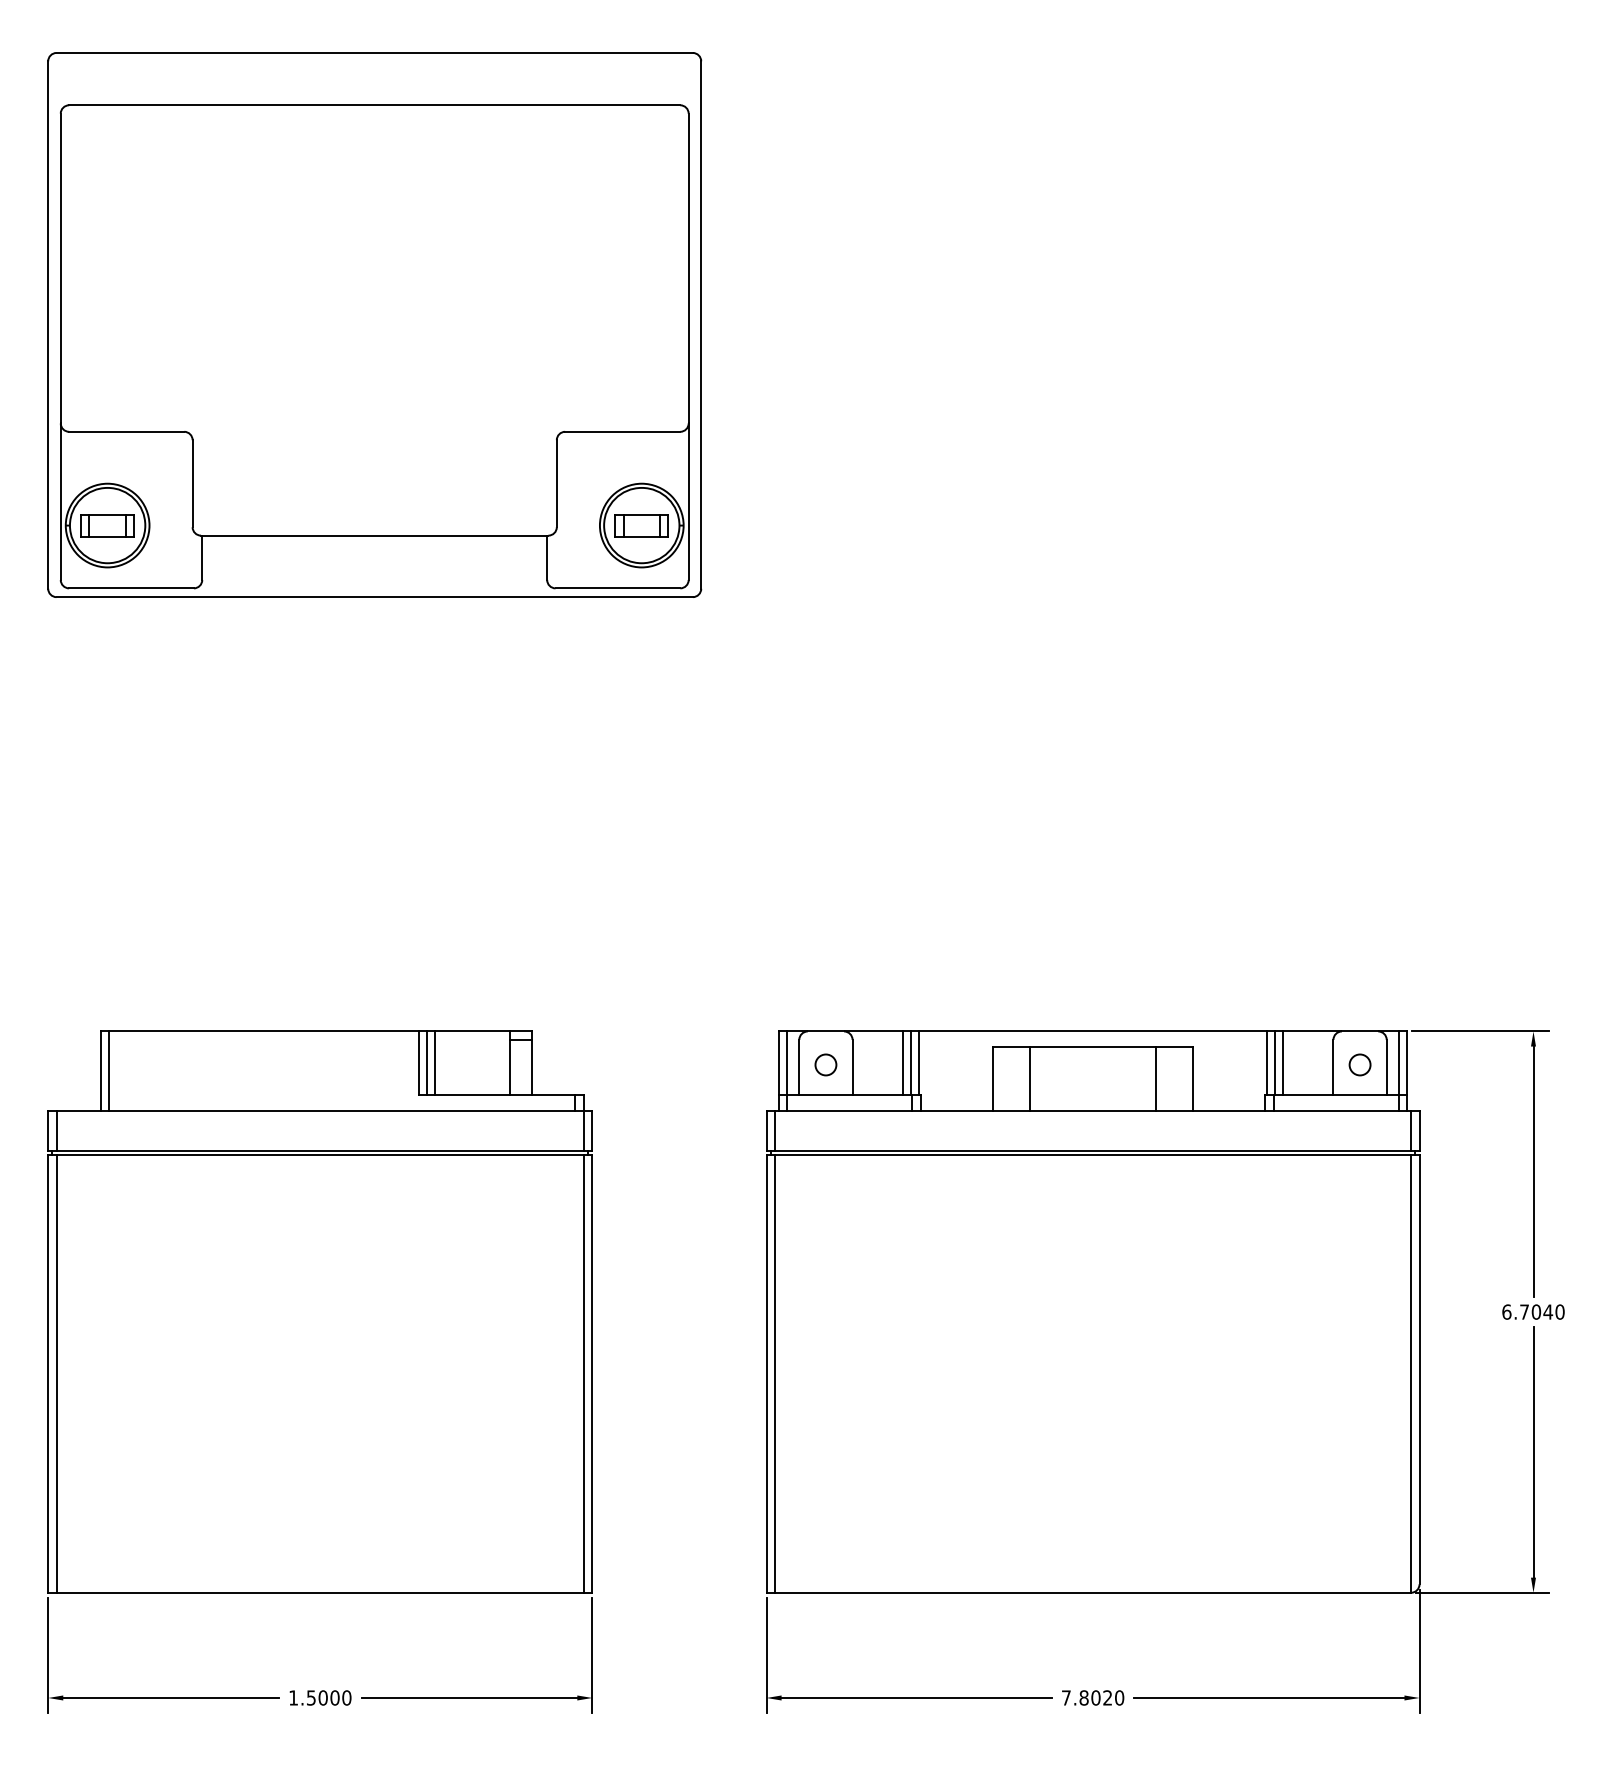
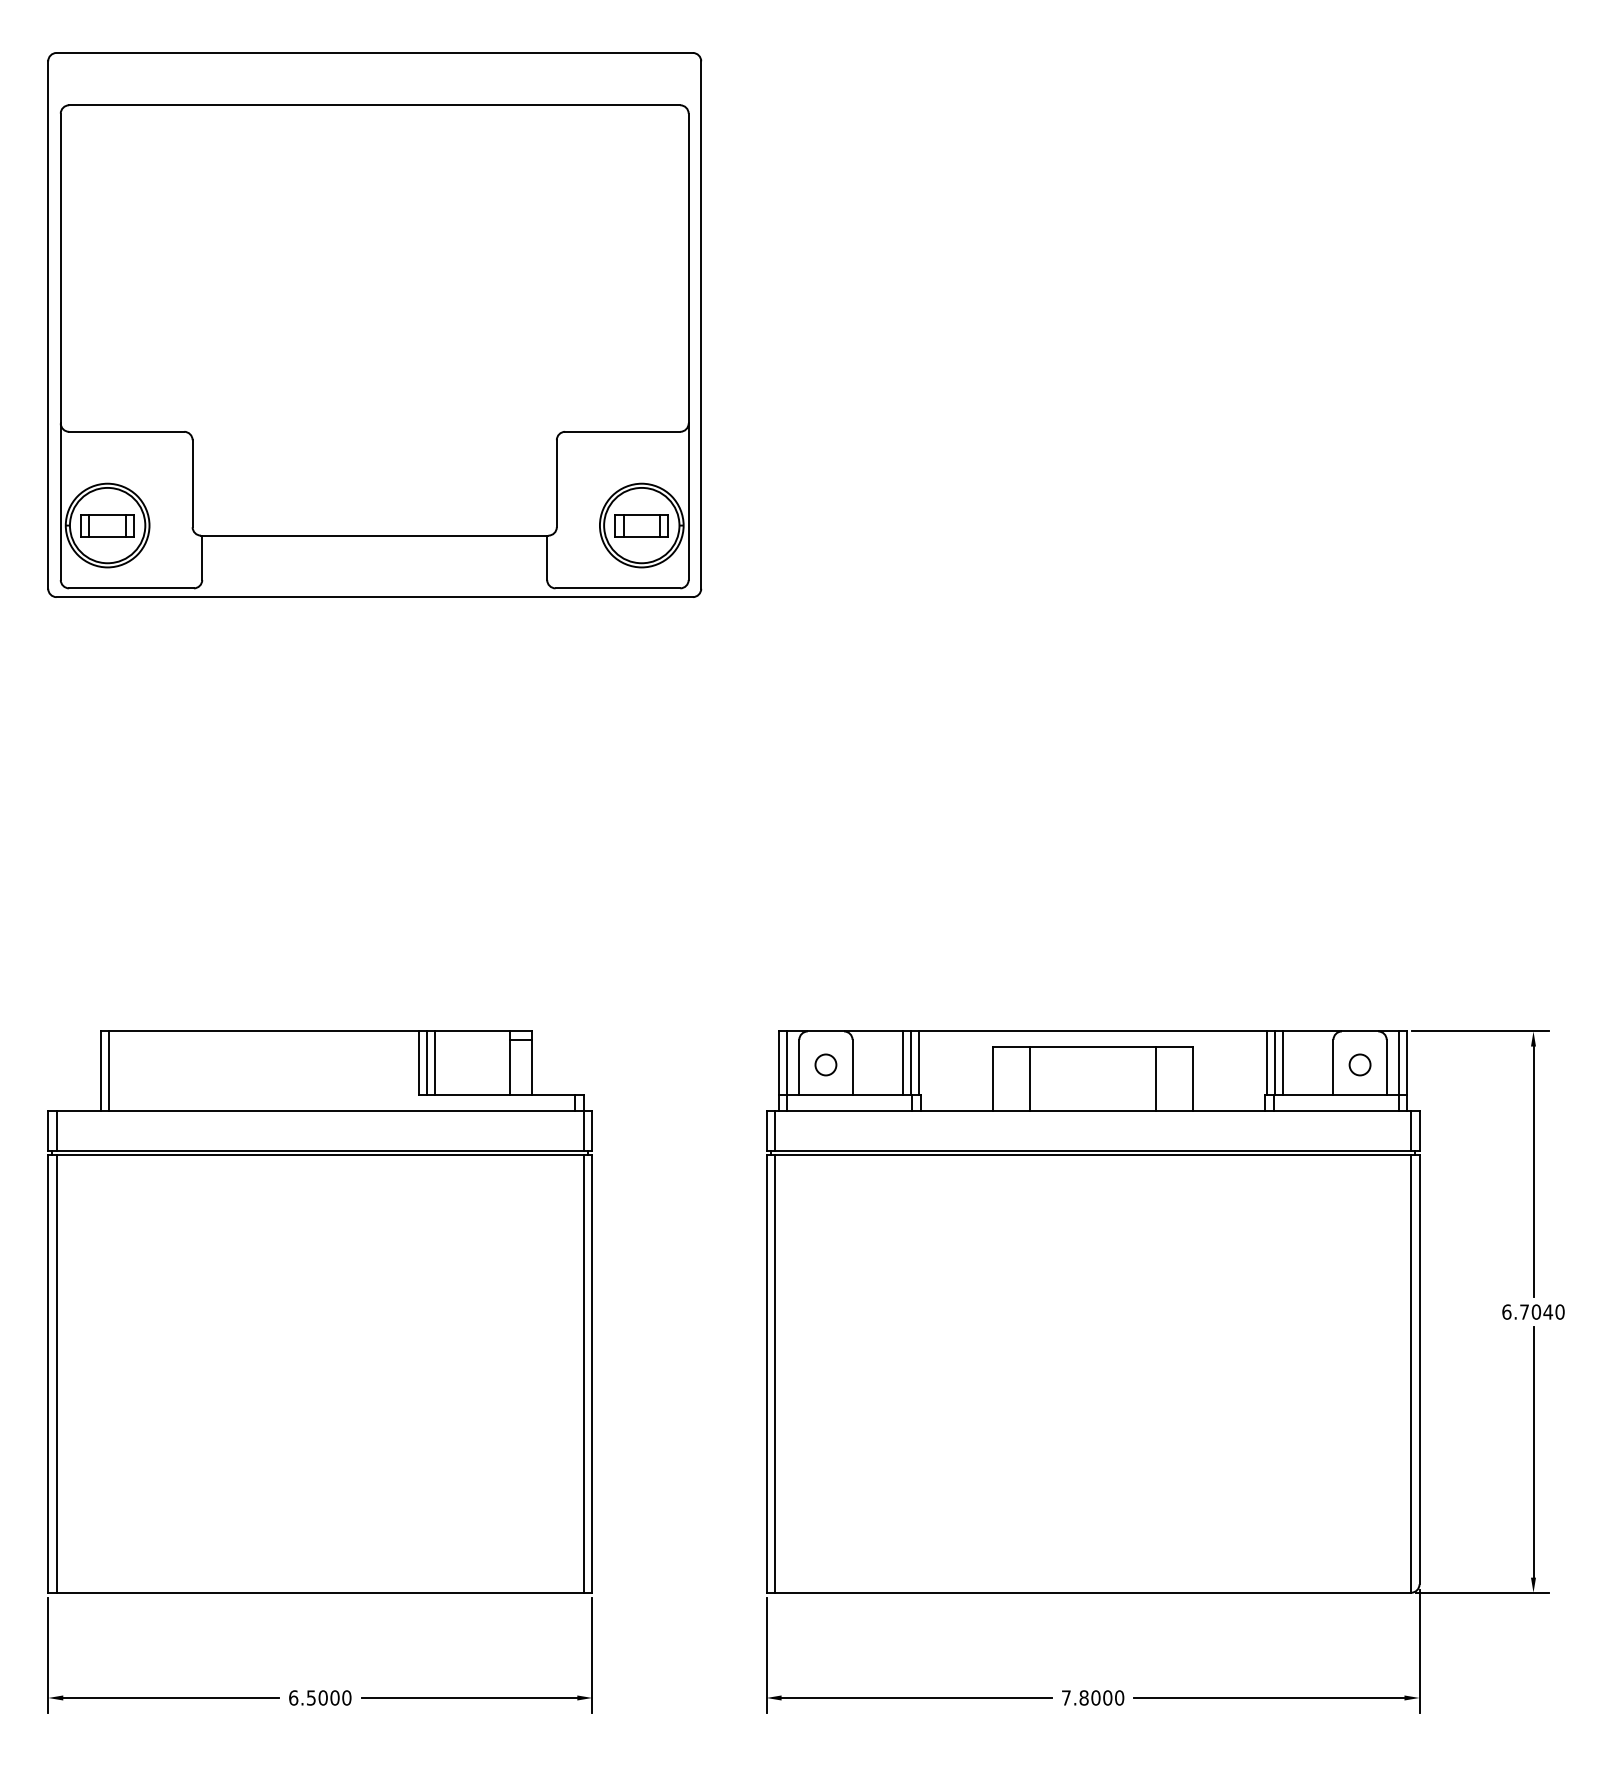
text: 1.5000 -> 6.5000 (293, 1697)
text: 7.8020 -> 7.8000 (1107, 1697)
